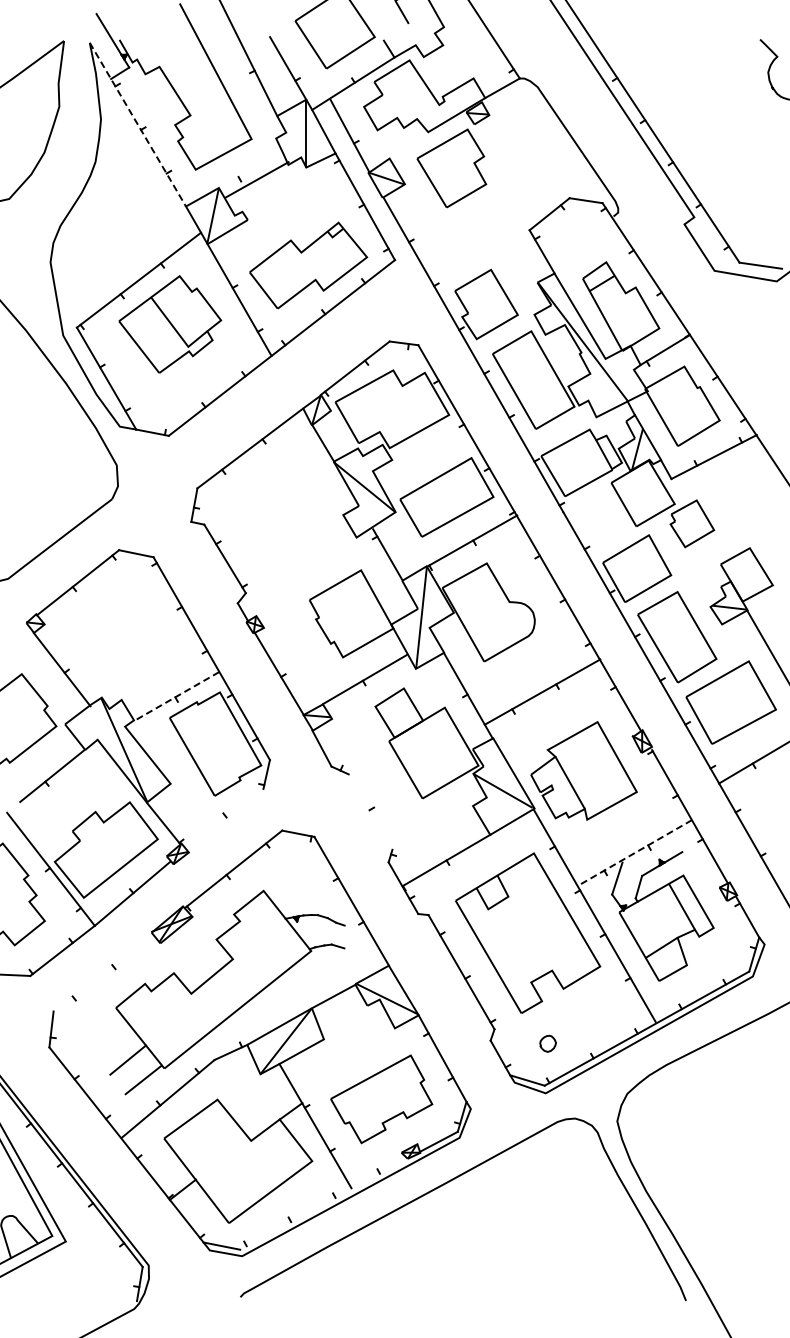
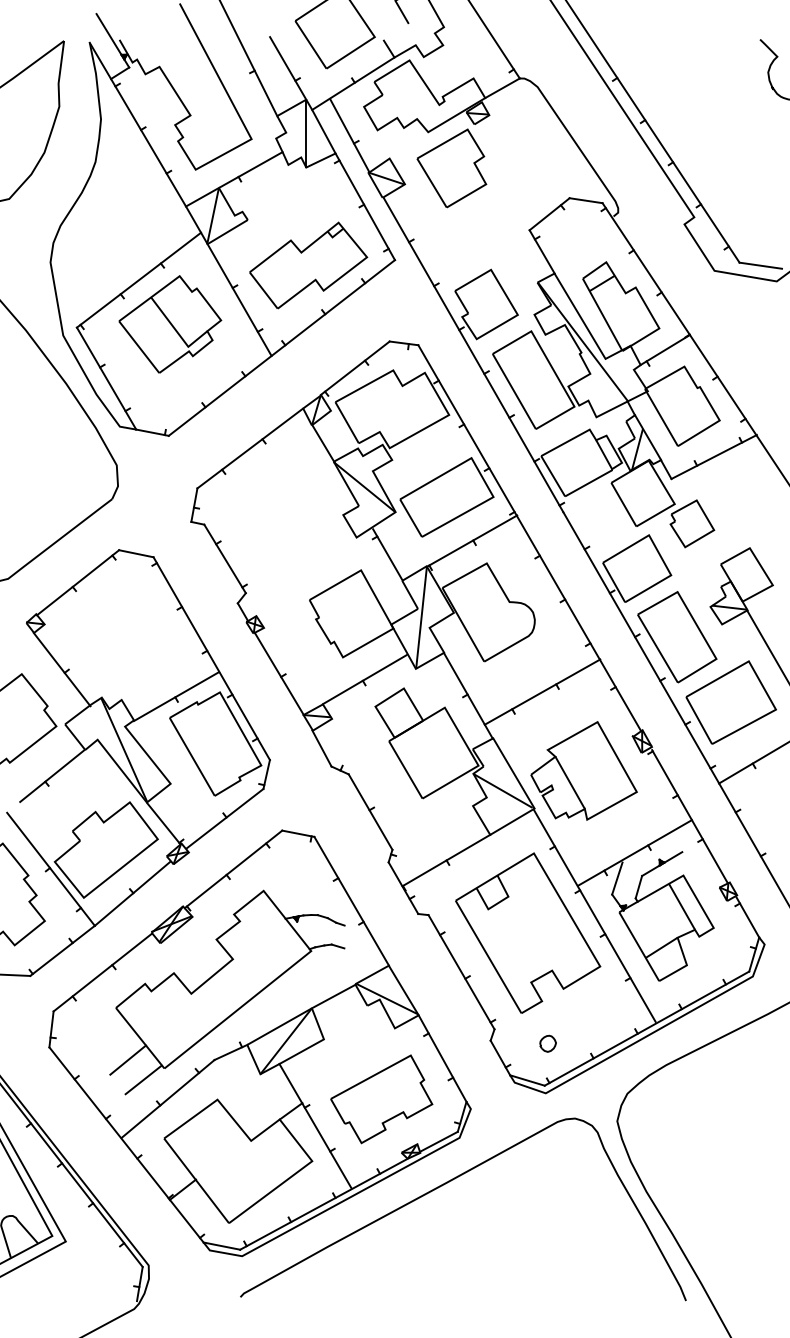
line: dashed -> solid (137, 124)
line position: (256, 179) -> (250, 169) (250, 169)
line: dashed -> solid (176, 696)
line: none -> present (370, 811)
line: none -> present (224, 818)
line: dashed -> solid (634, 852)
line: none -> present (102, 972)
line: none -> present (323, 1204)
